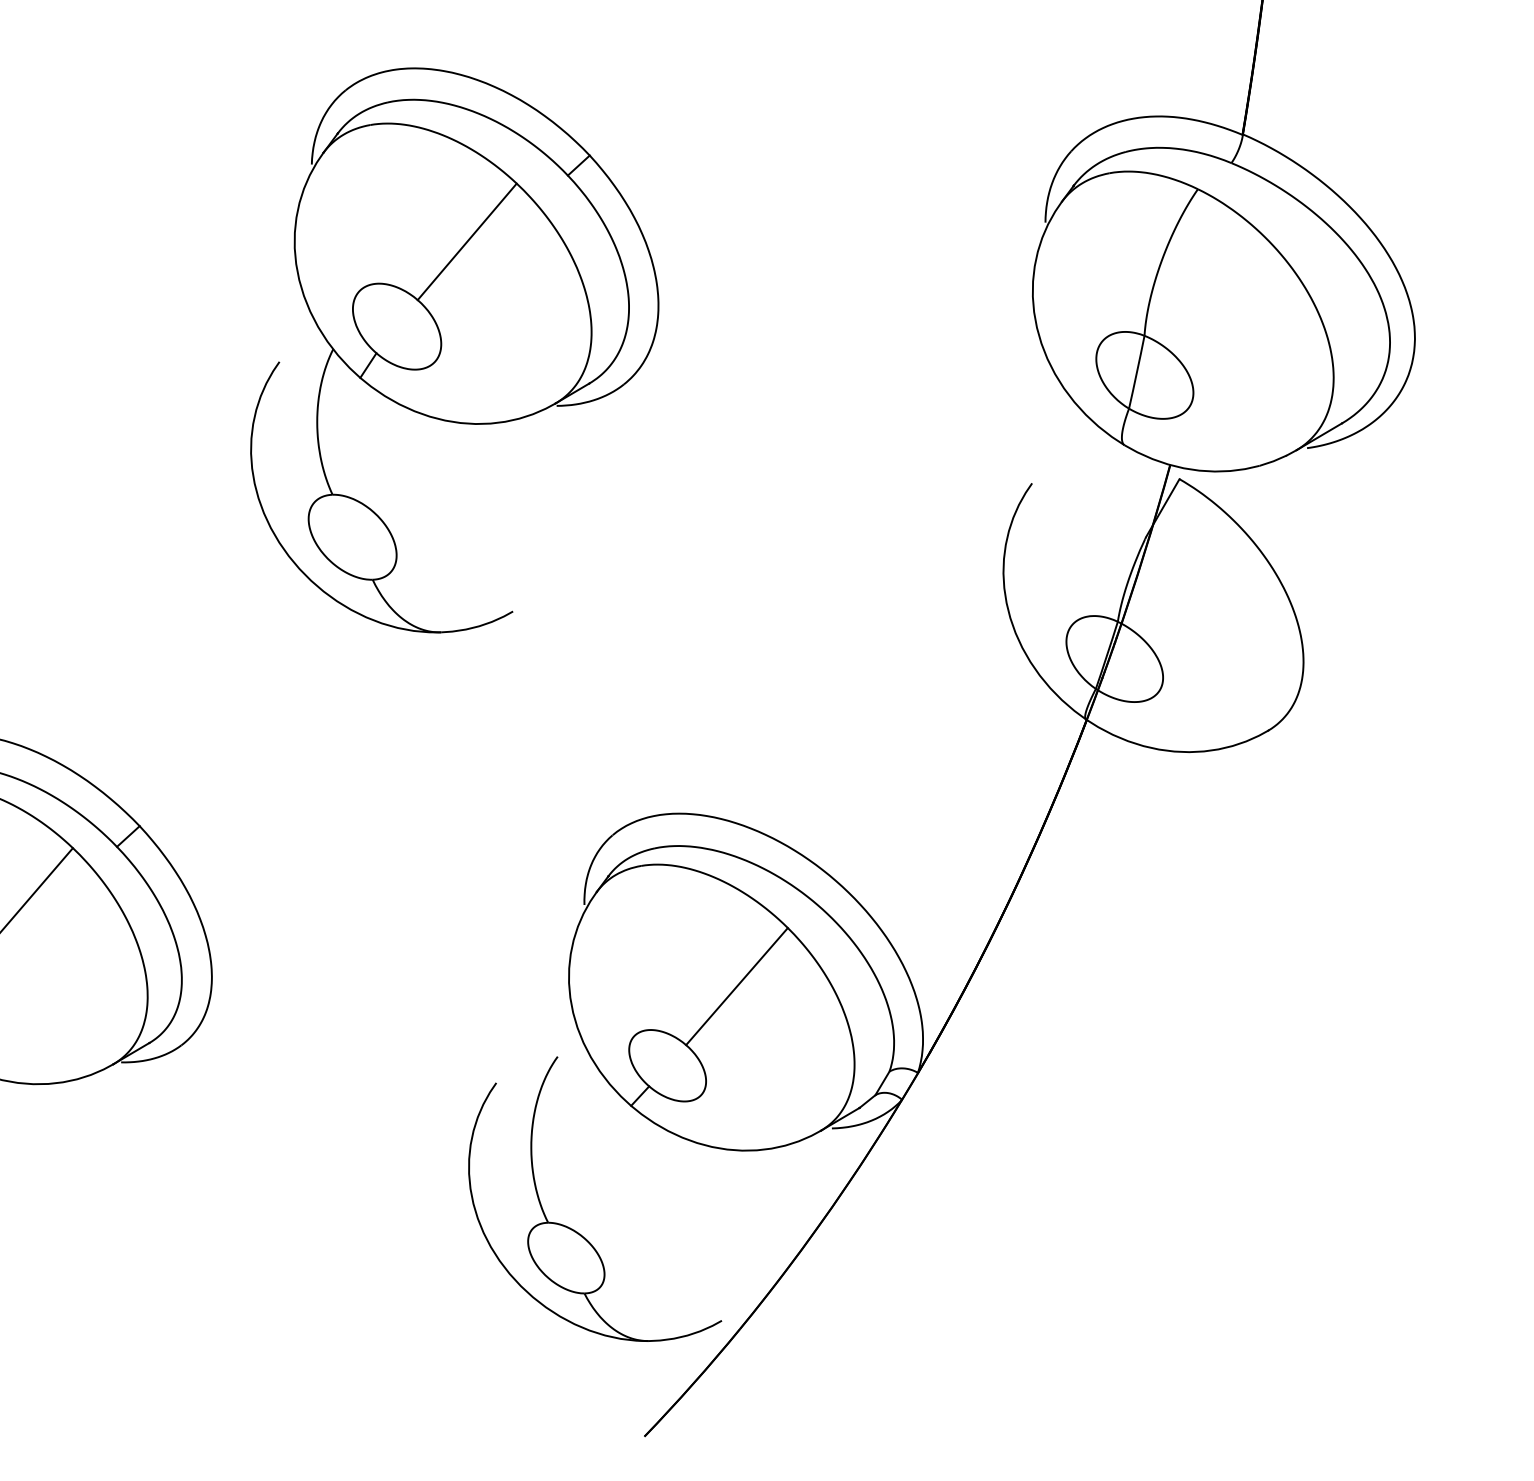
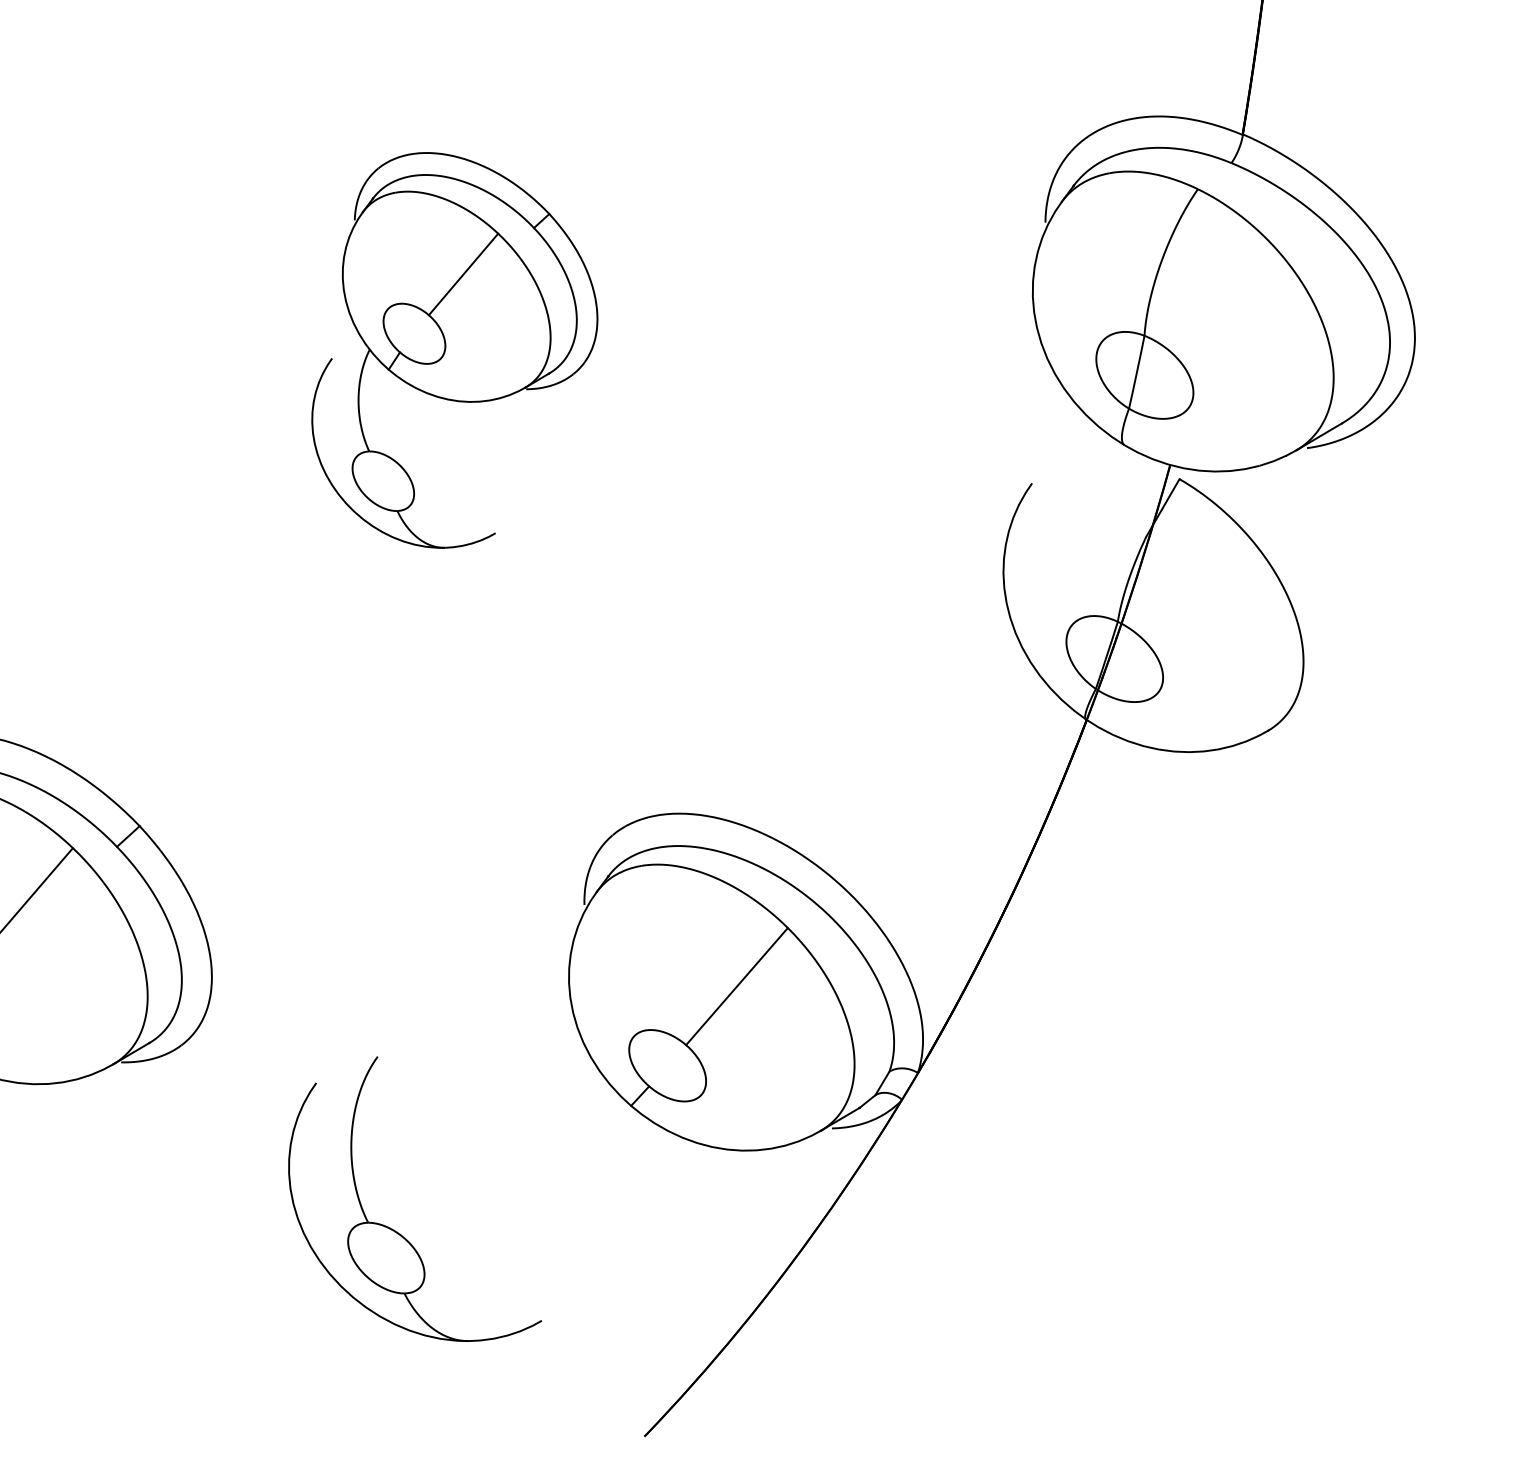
part size: 410x567 px -> 288x397 px (454, 350)
part position: (574, 1229) -> (394, 1229) (394, 1229)
